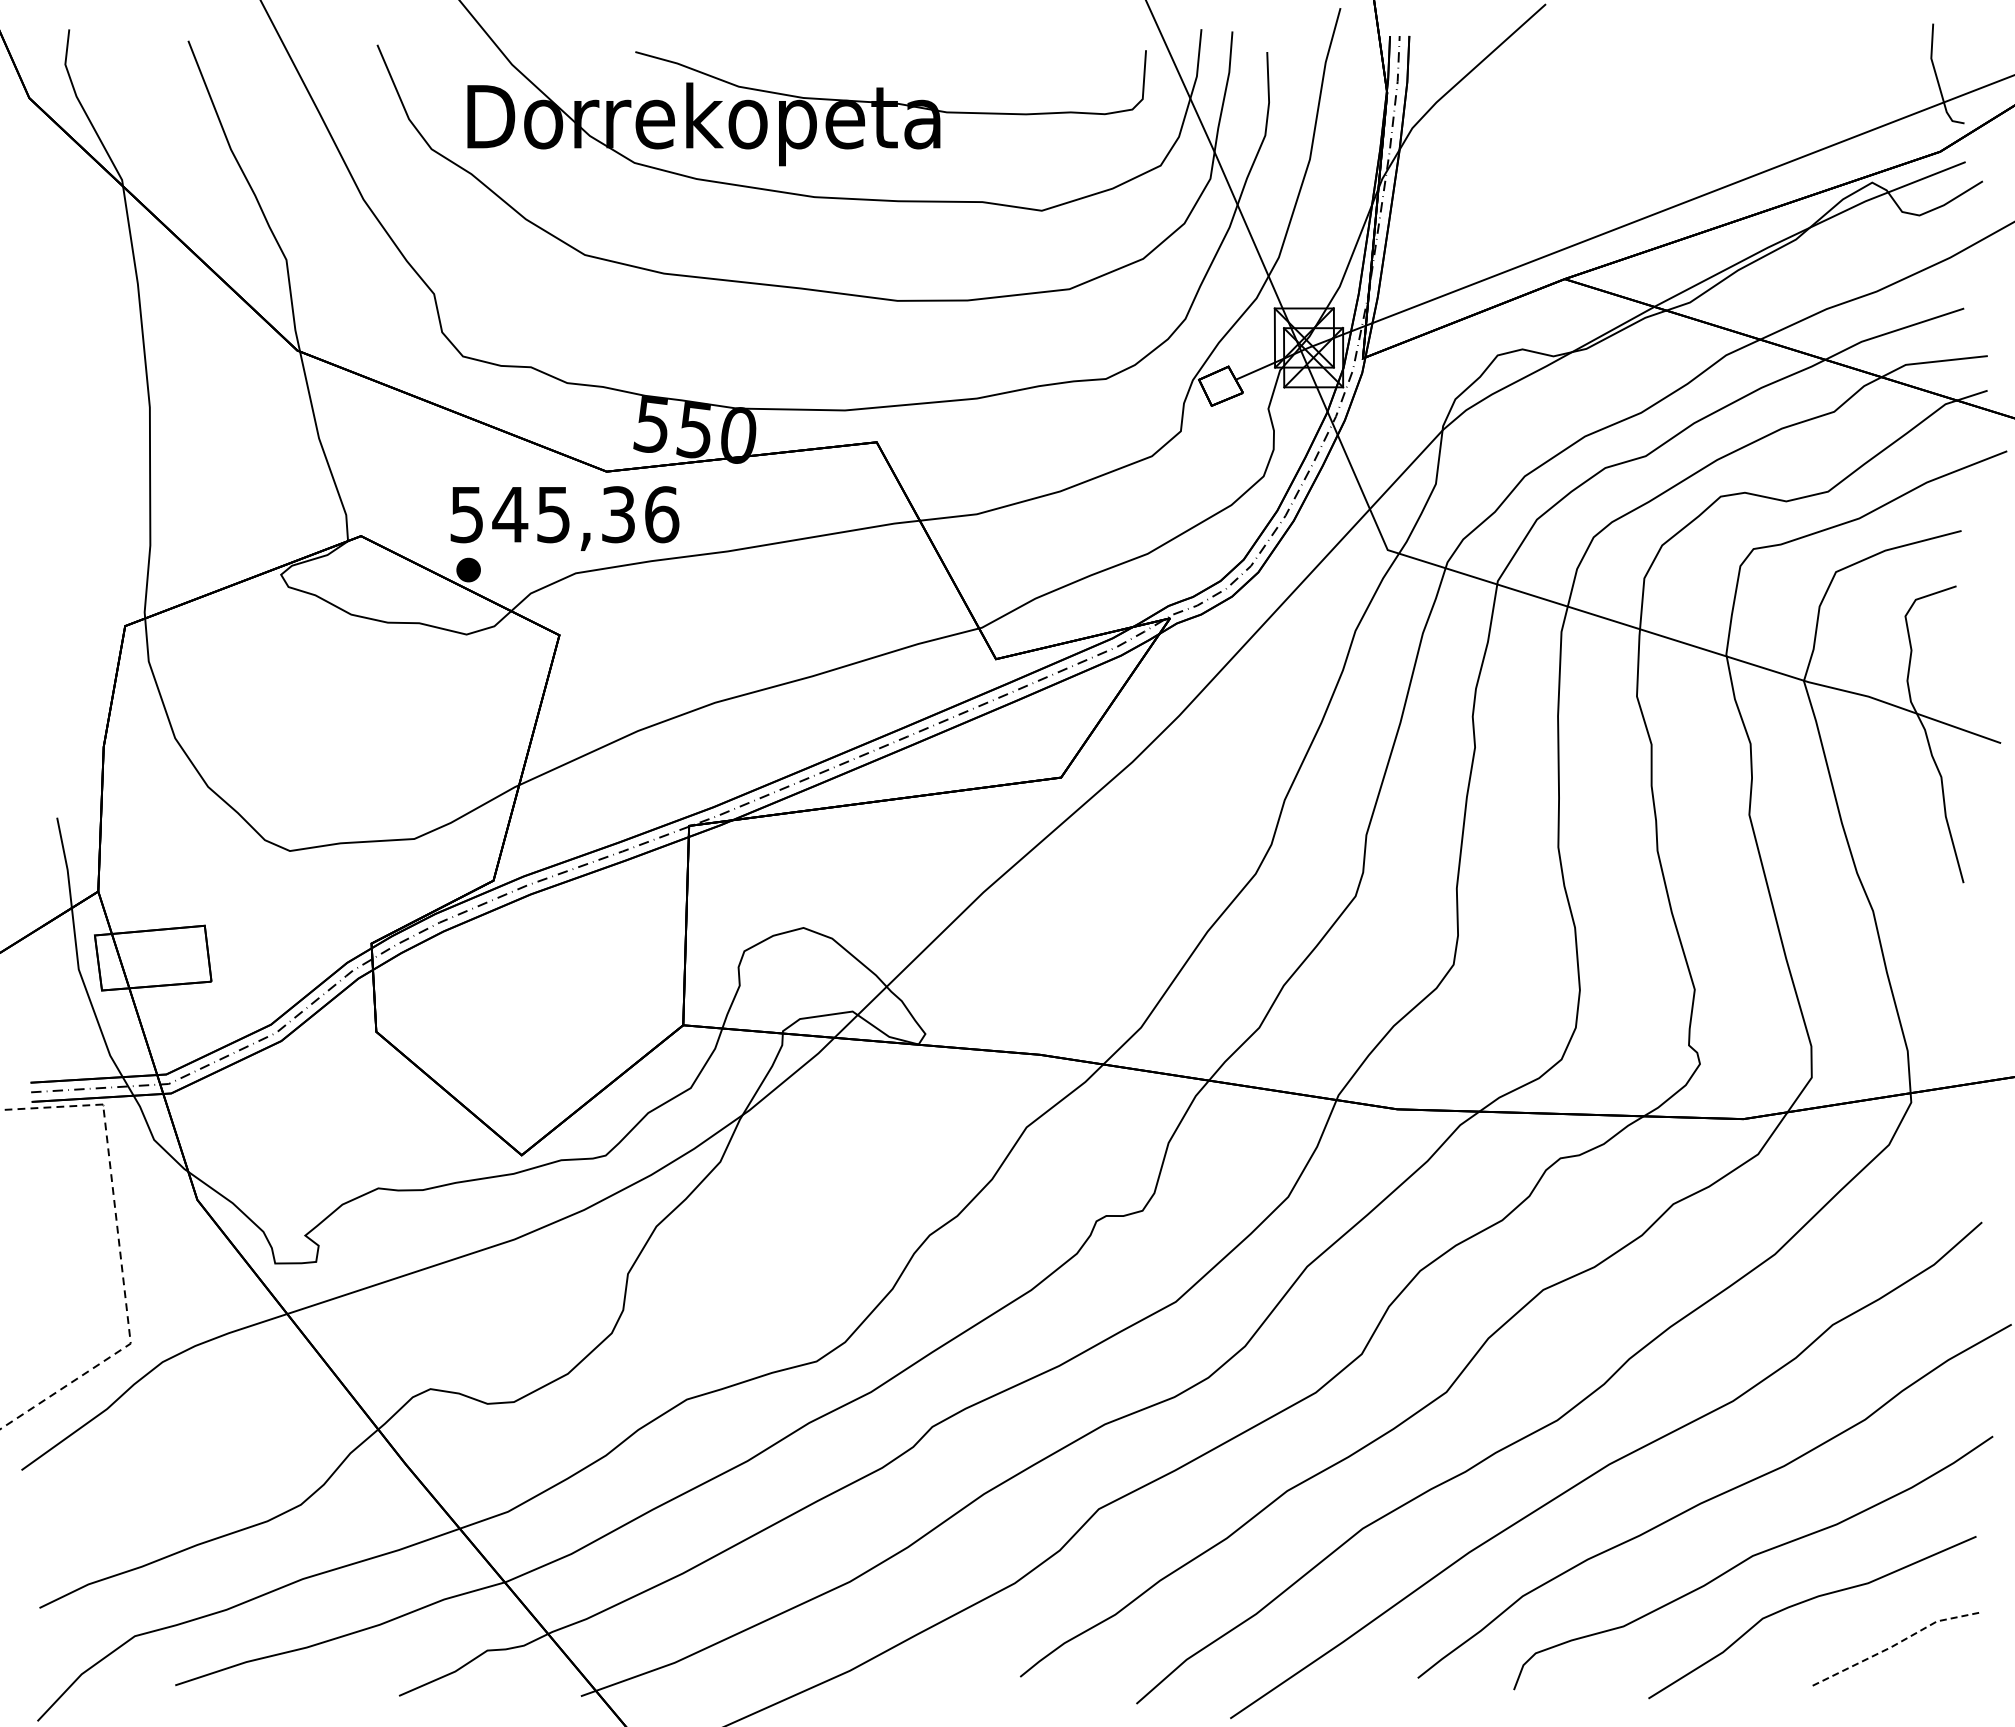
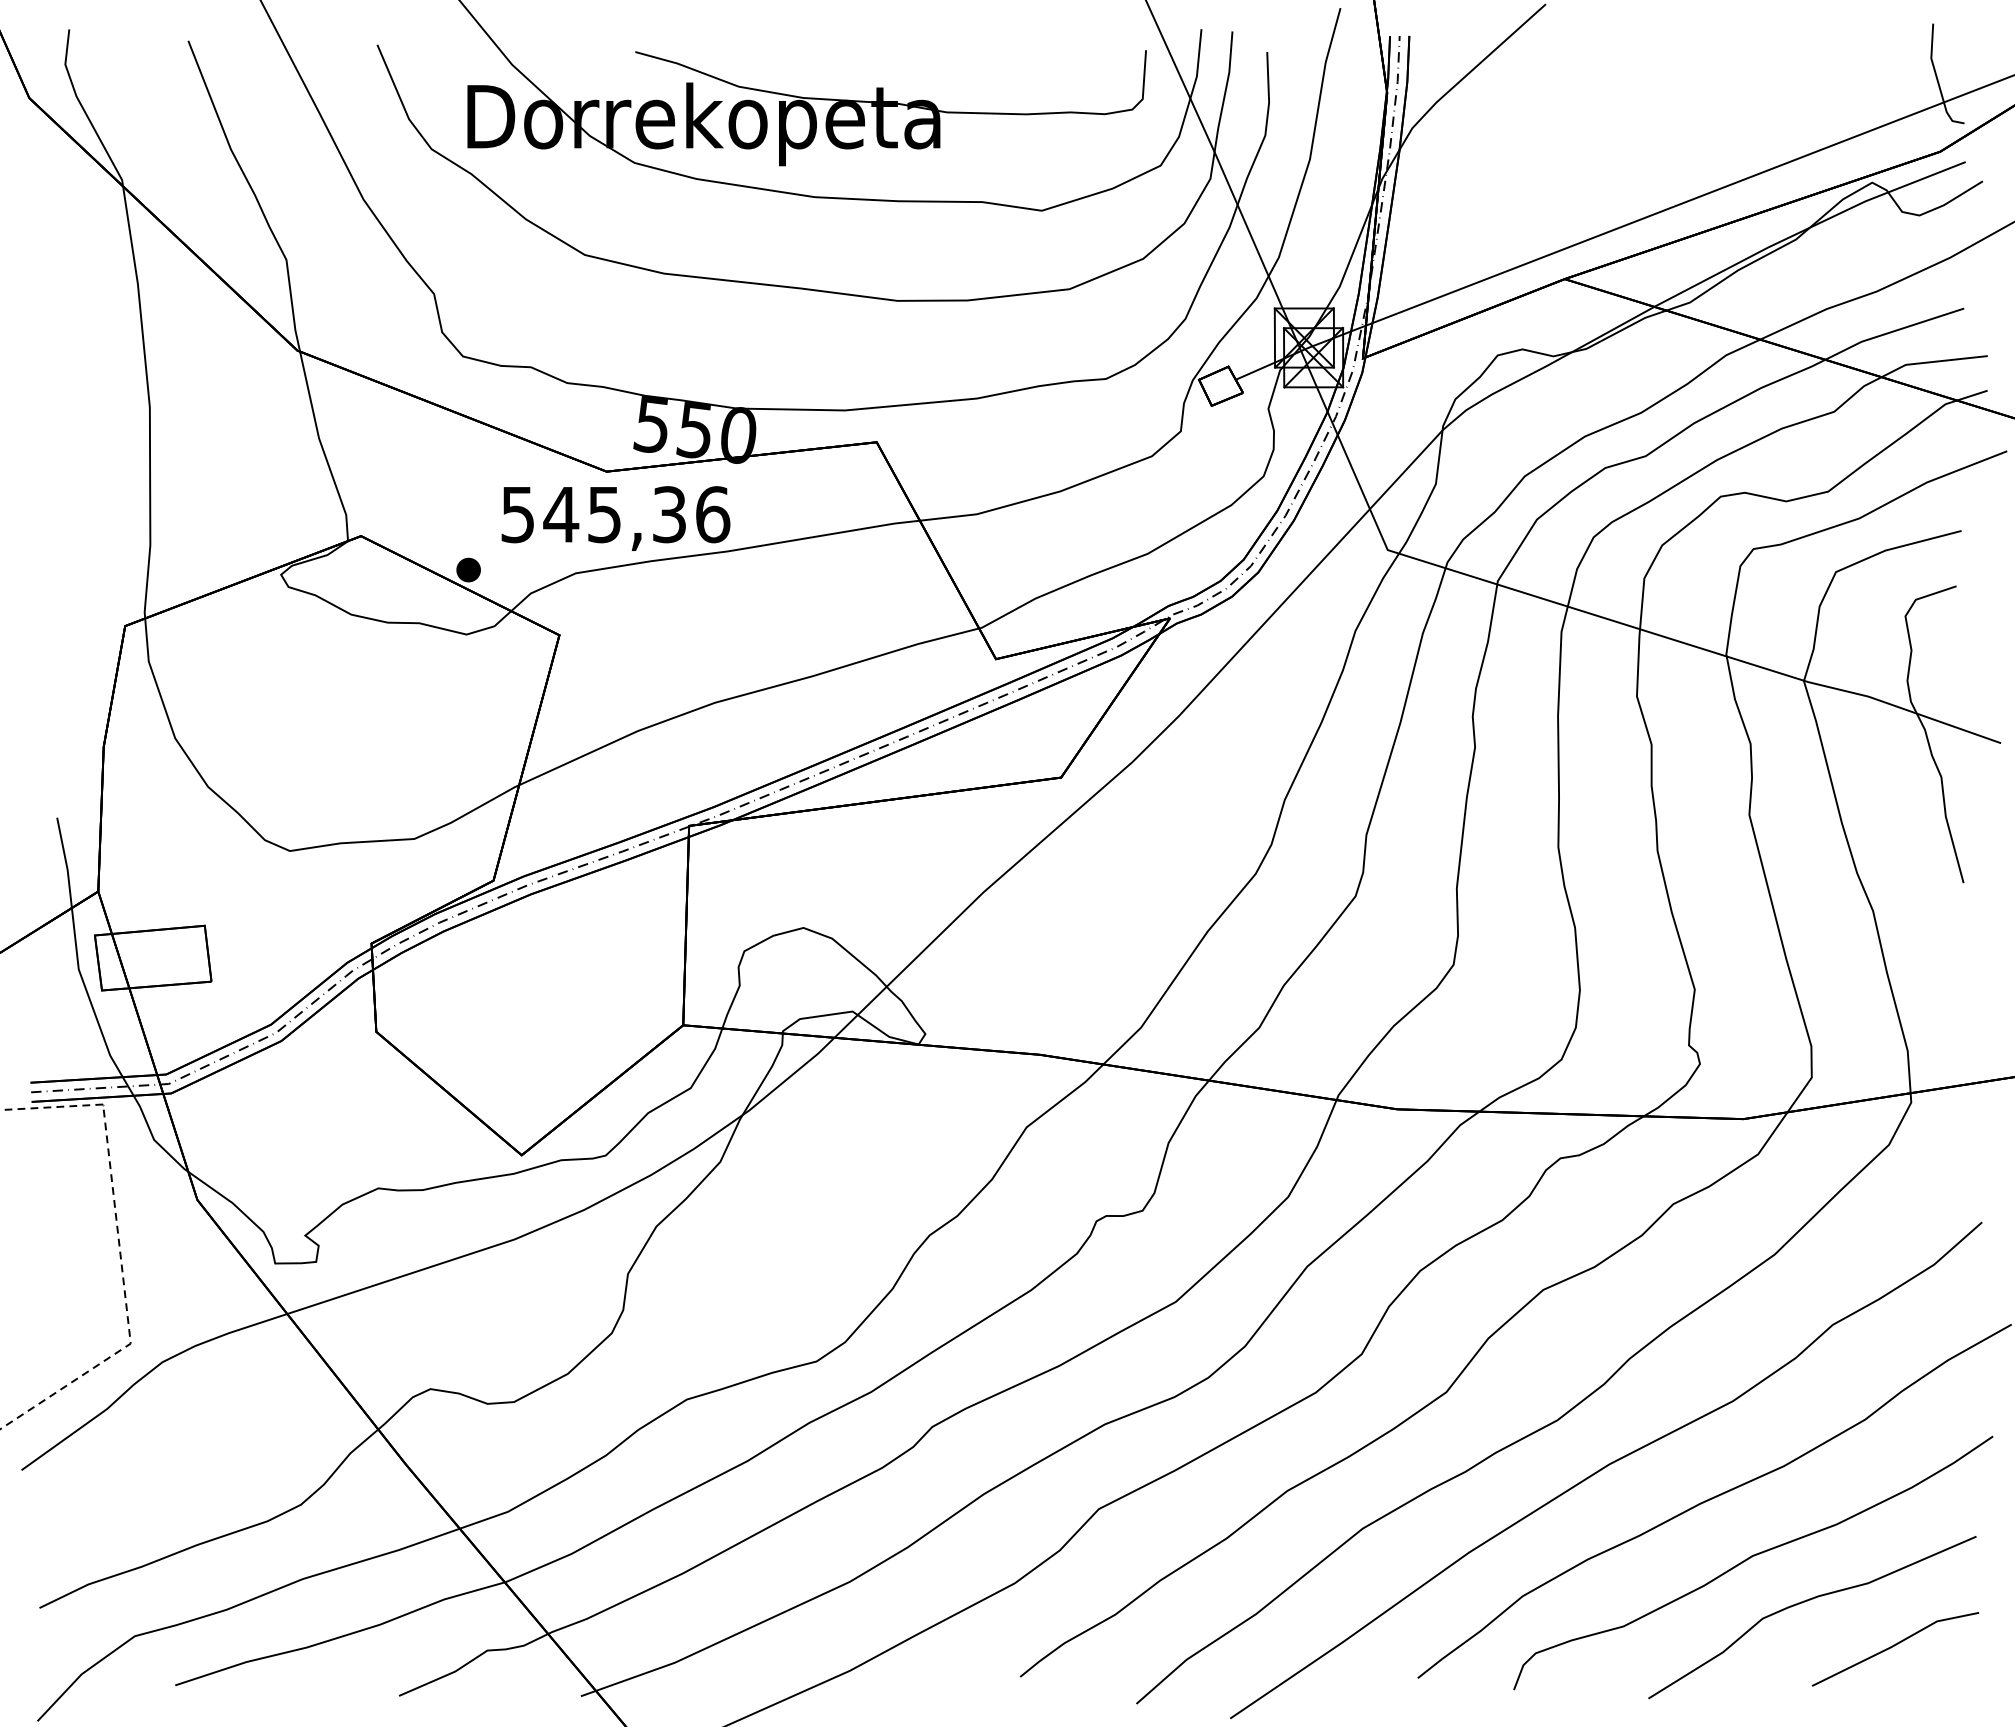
text position: (564, 518) -> (615, 518) (615, 518)
line: dashed -> solid (1894, 1645)
